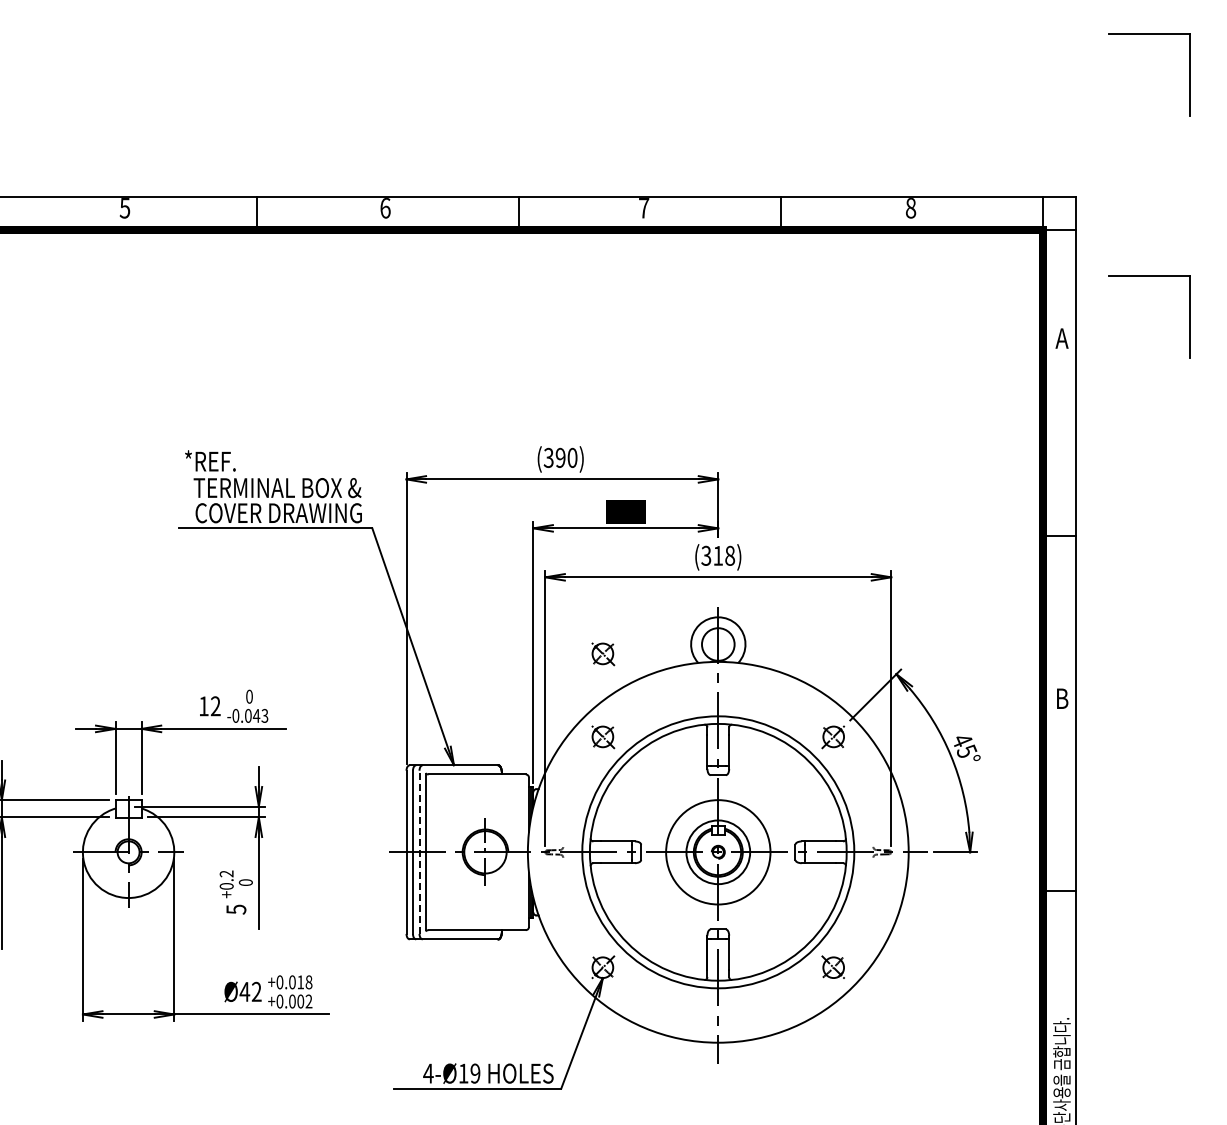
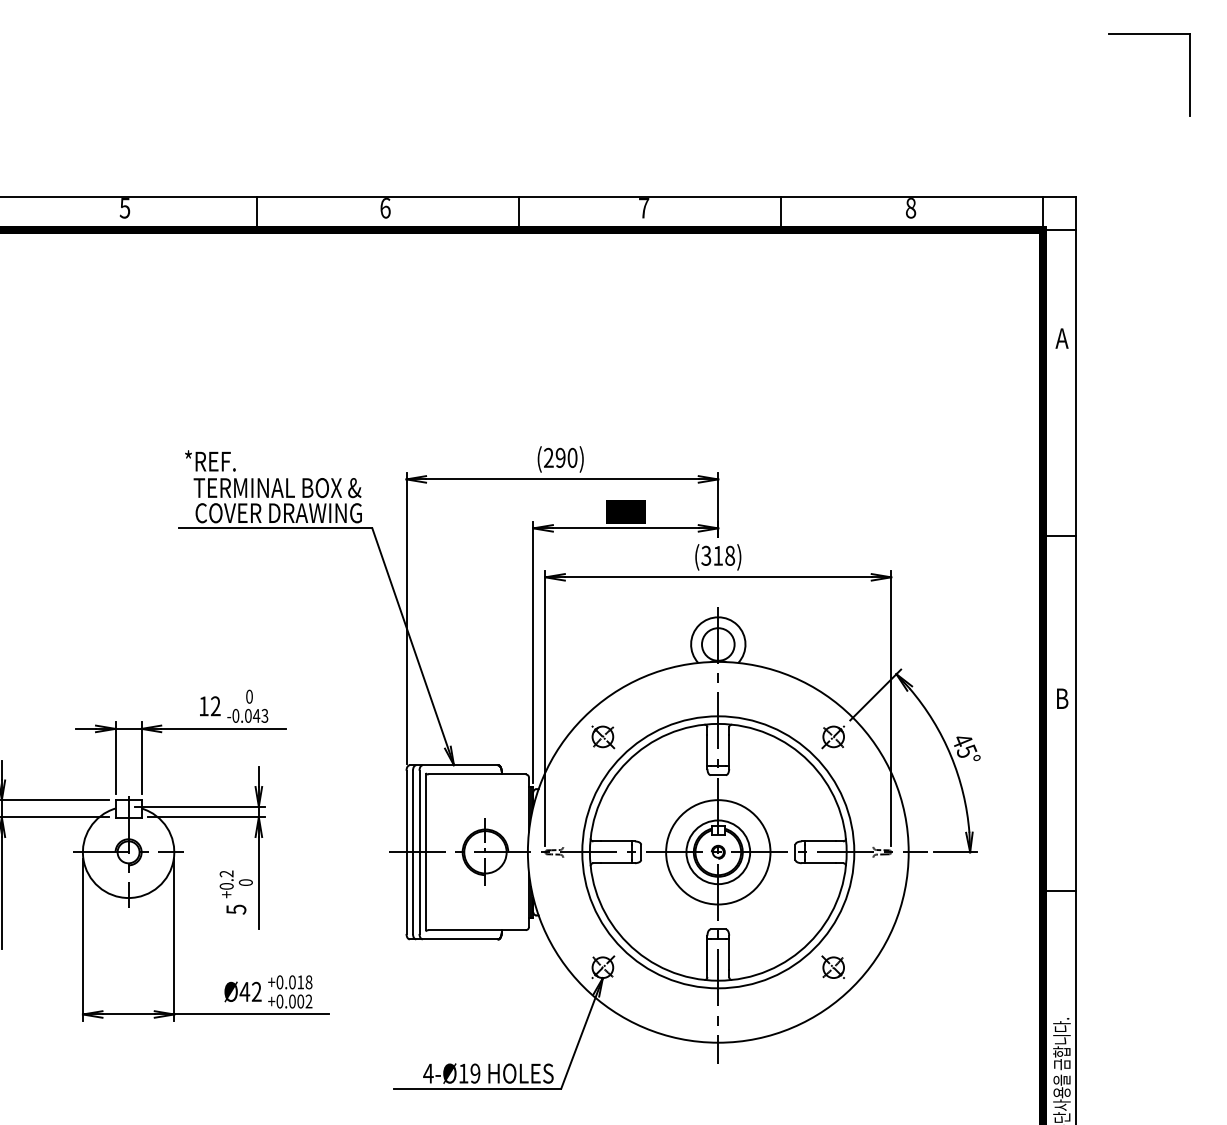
part: present -> none (1149, 276)
text: (390) -> (290) (548, 458)
part: present -> none (603, 654)
line: dashed -> solid (419, 852)
